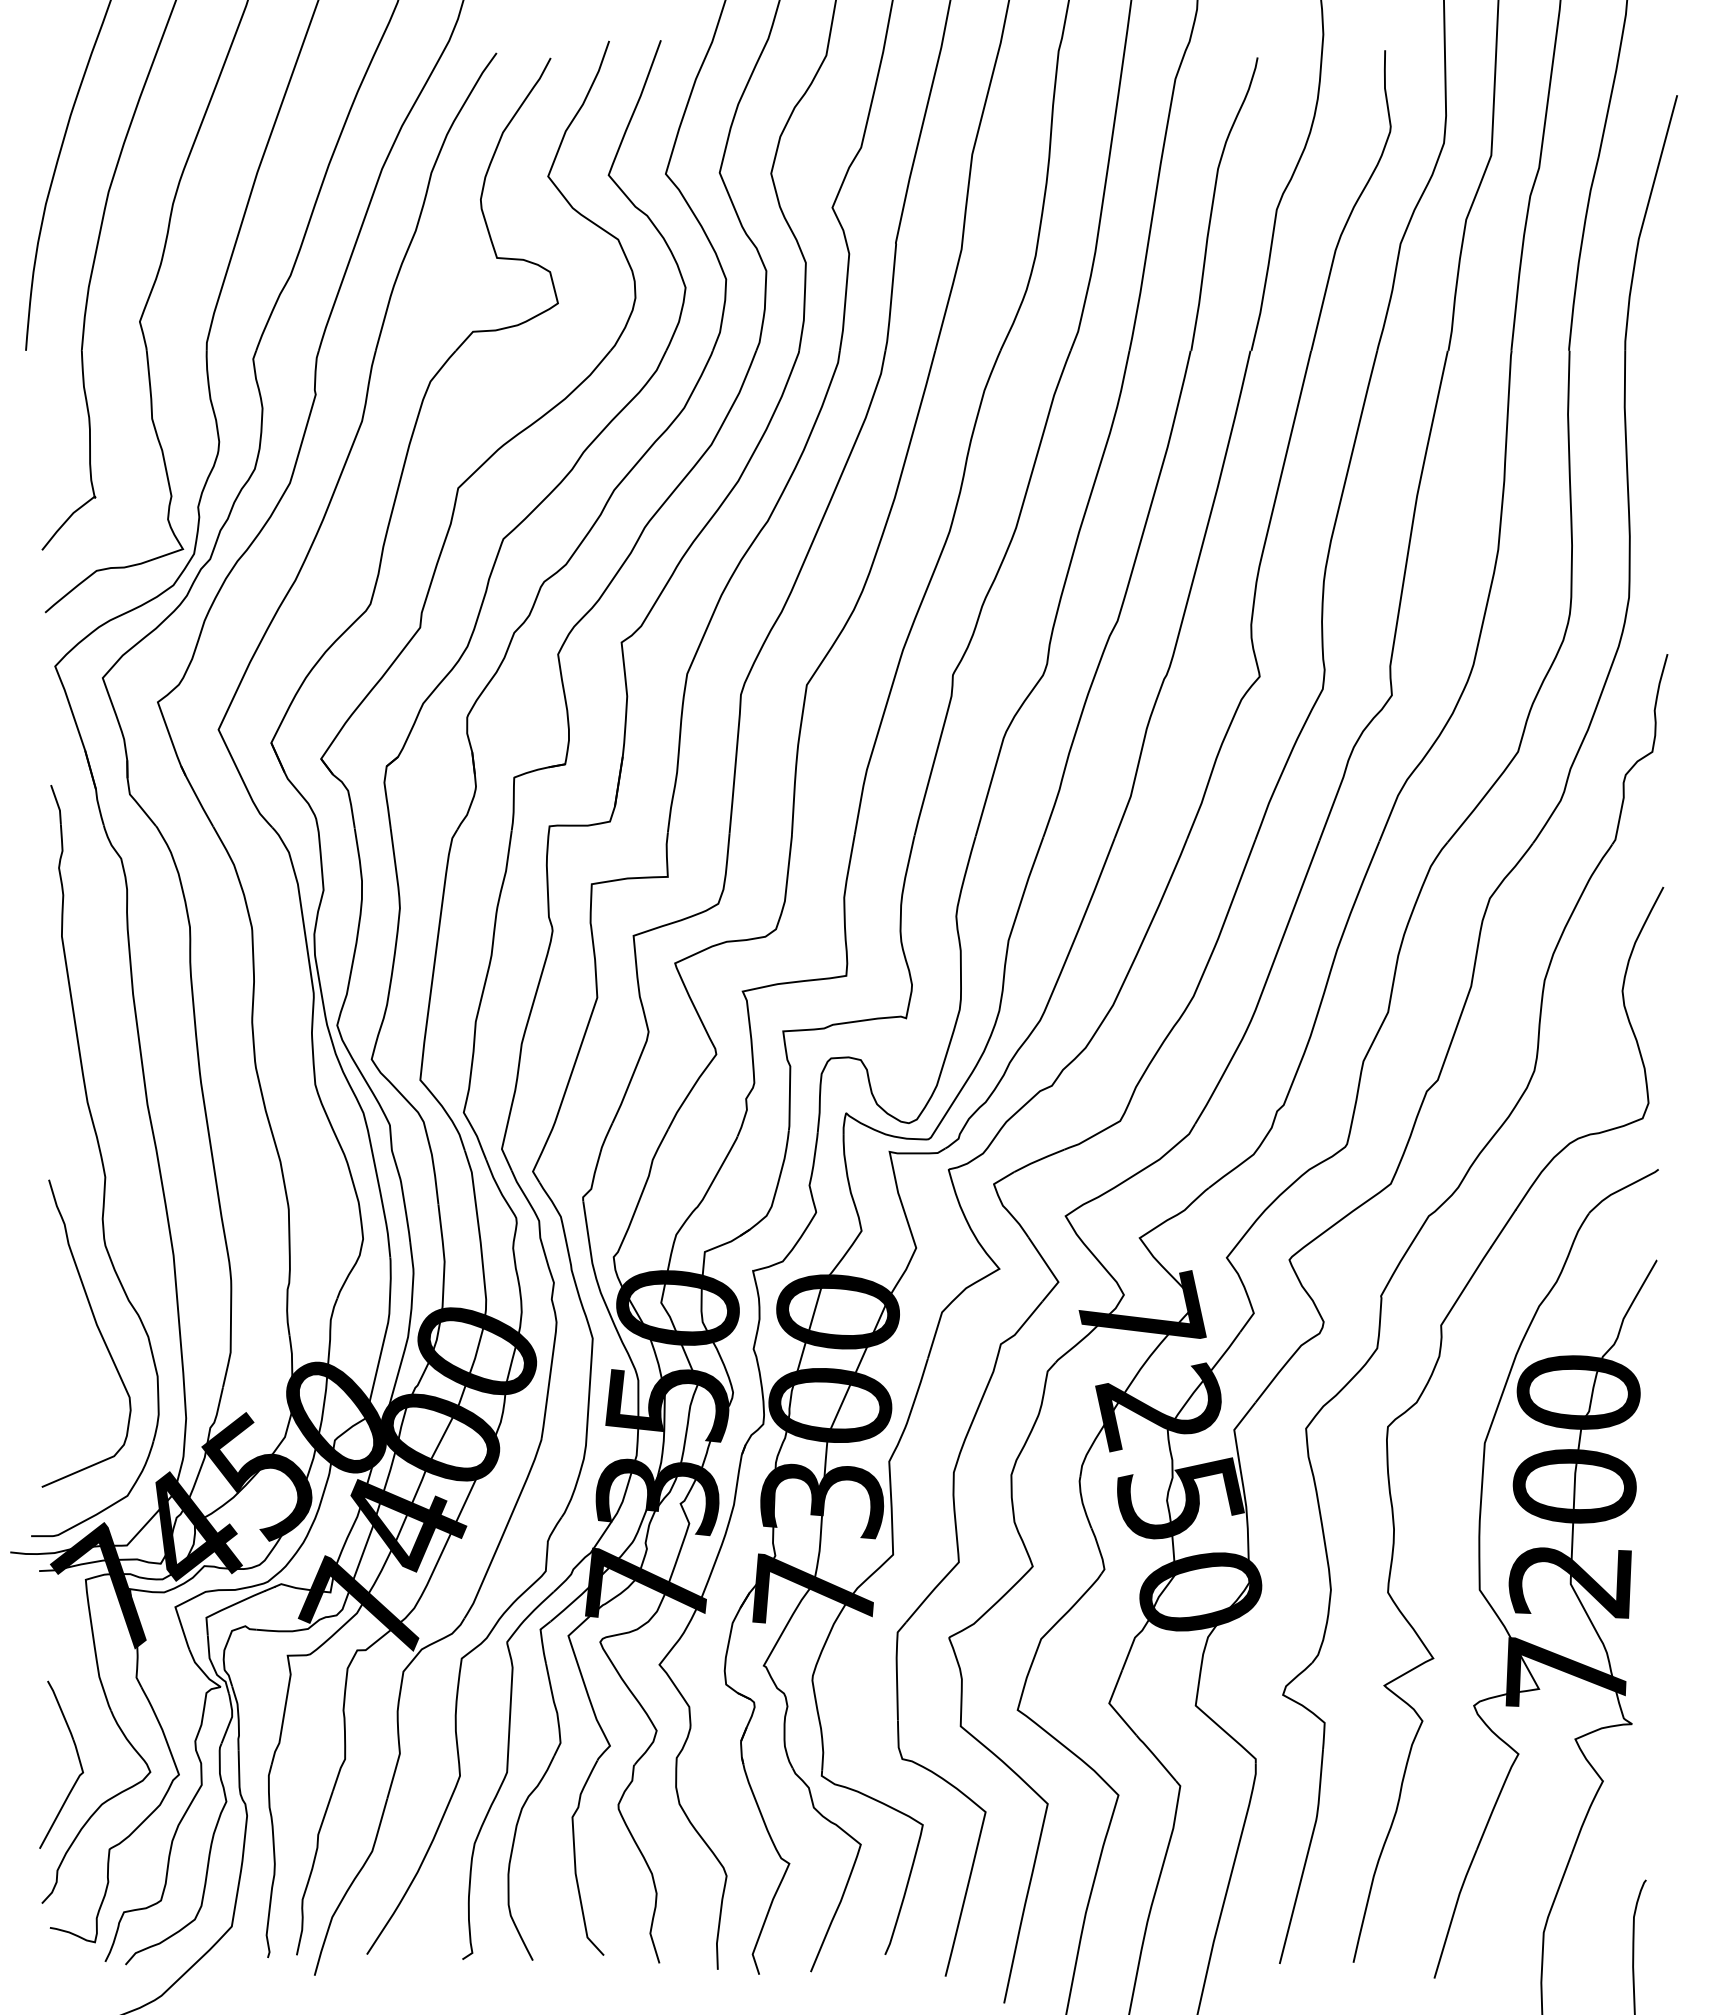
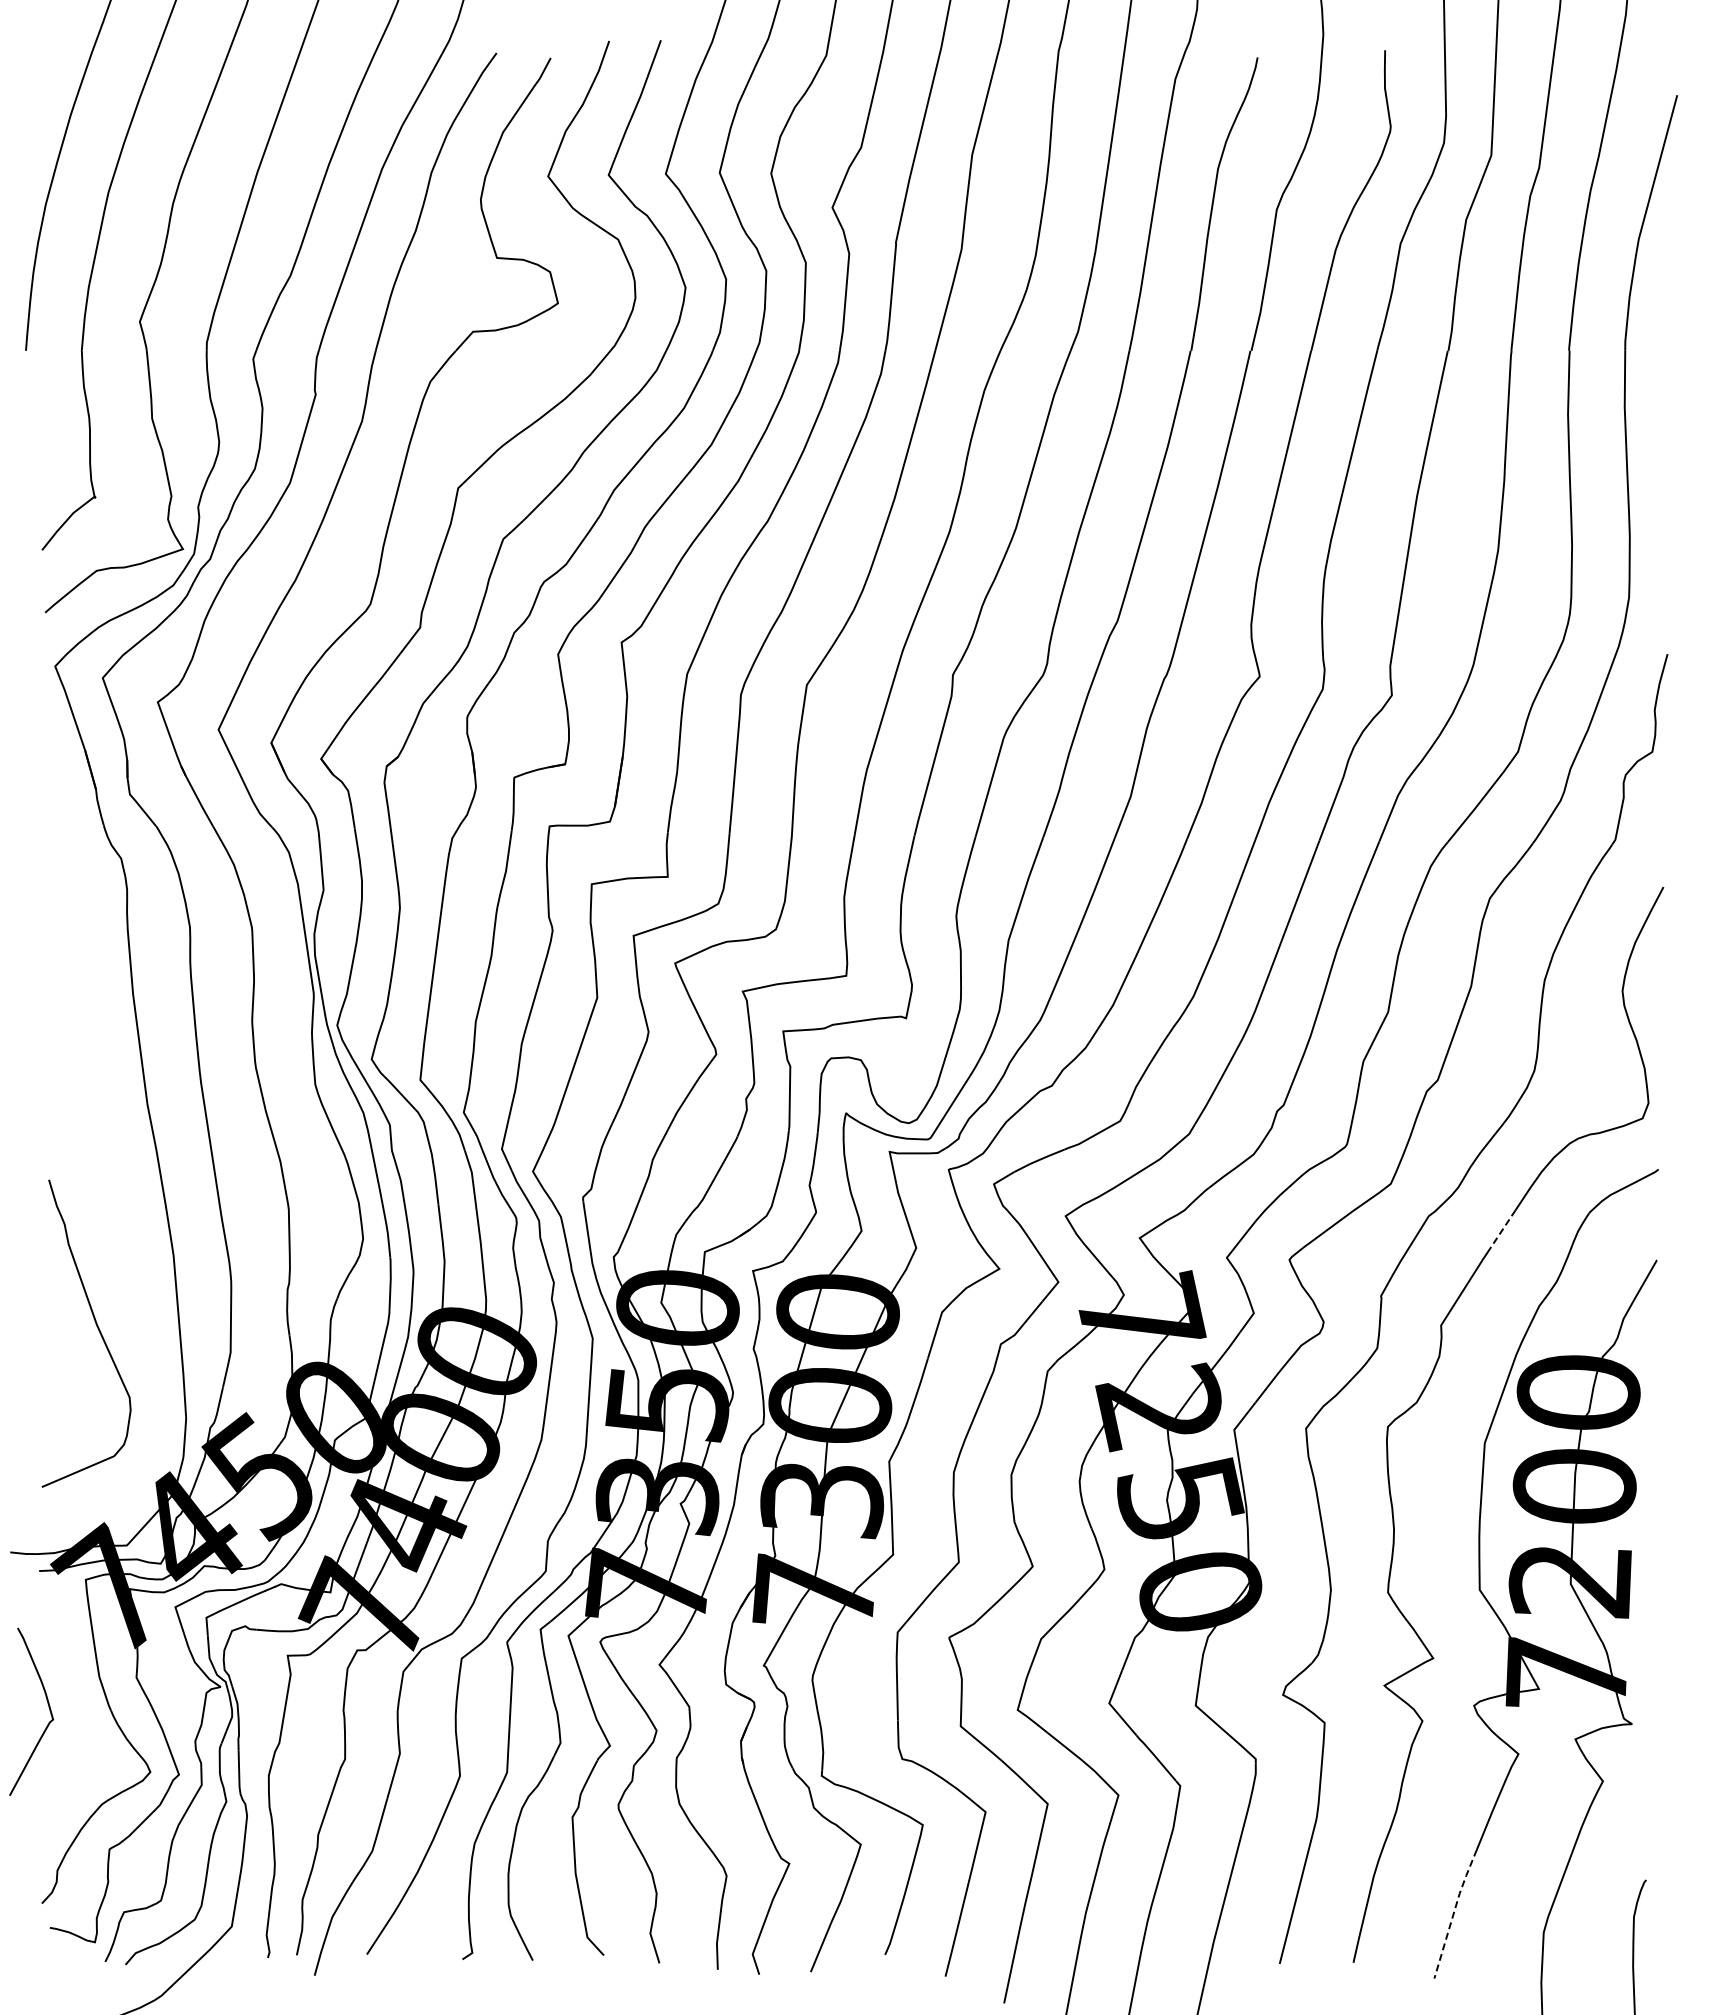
part: present -> none (95, 1161)
line: solid -> dashed (1503, 1229)
part position: (77, 1757) -> (47, 1704) (47, 1704)
line: solid -> dashed (1453, 1912)
